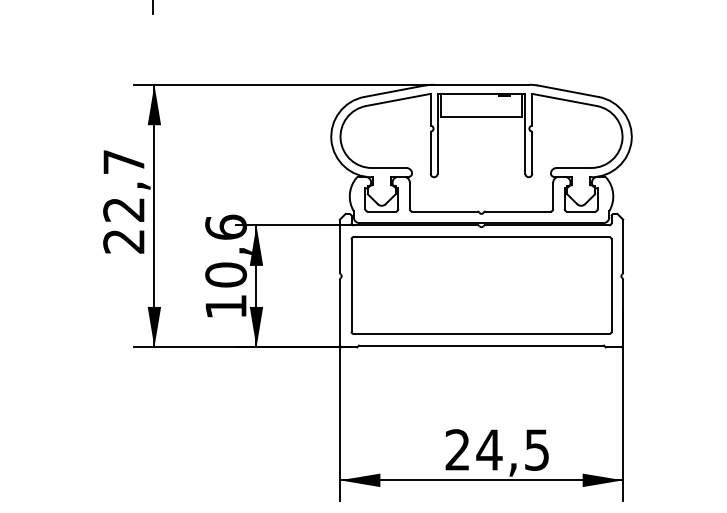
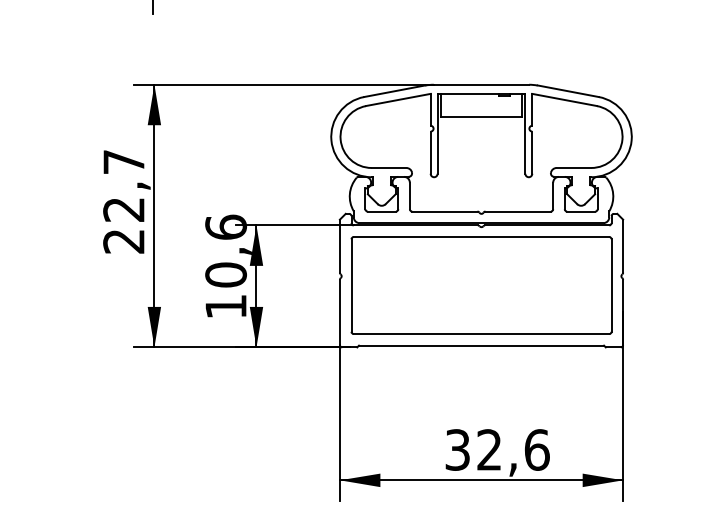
text: 24,5 -> 32,6 (497, 449)
